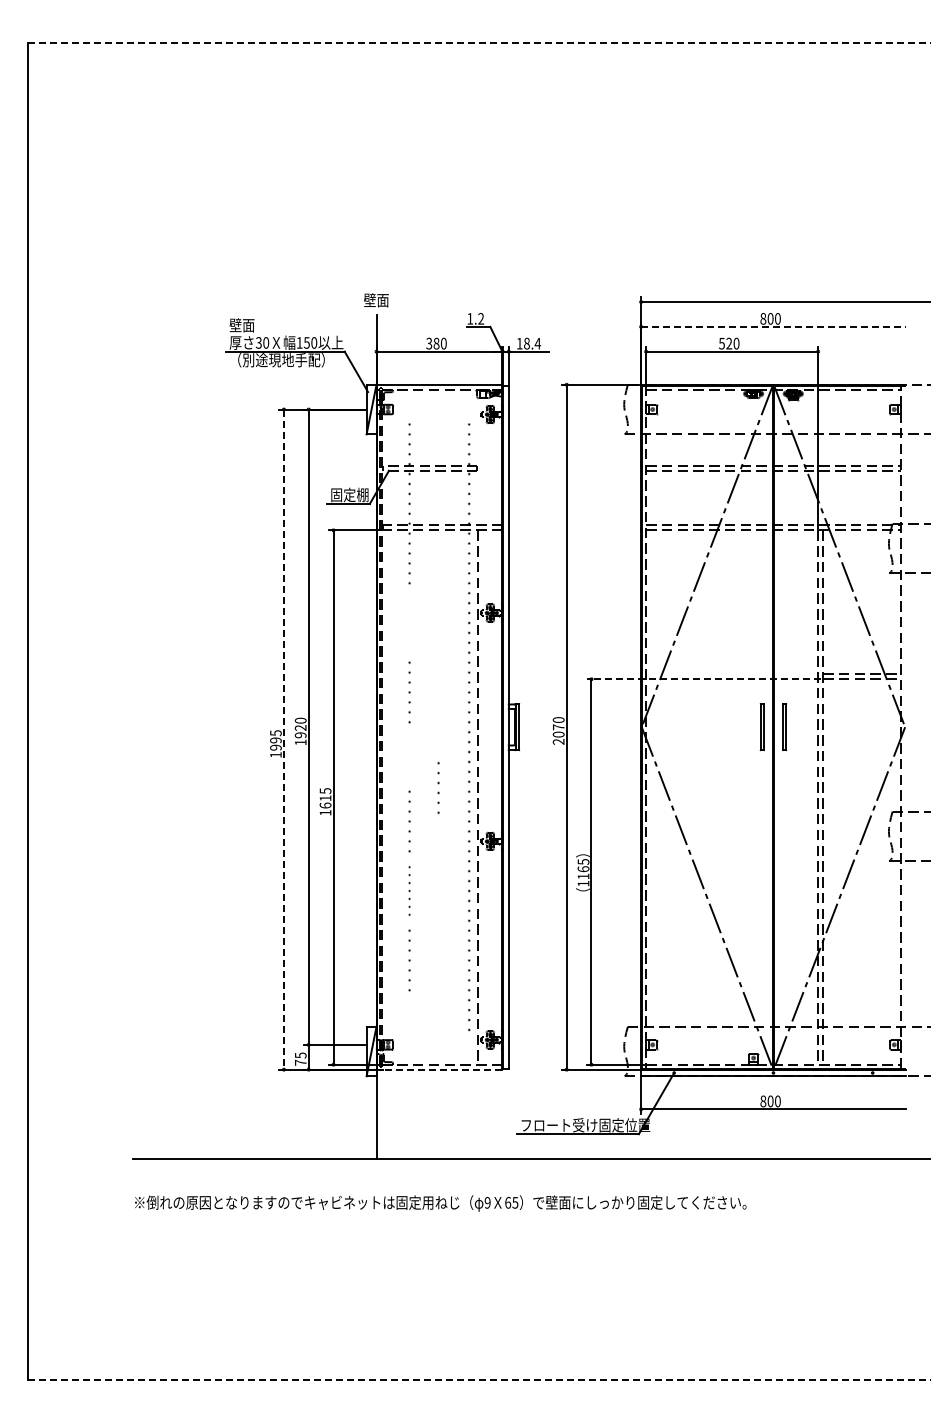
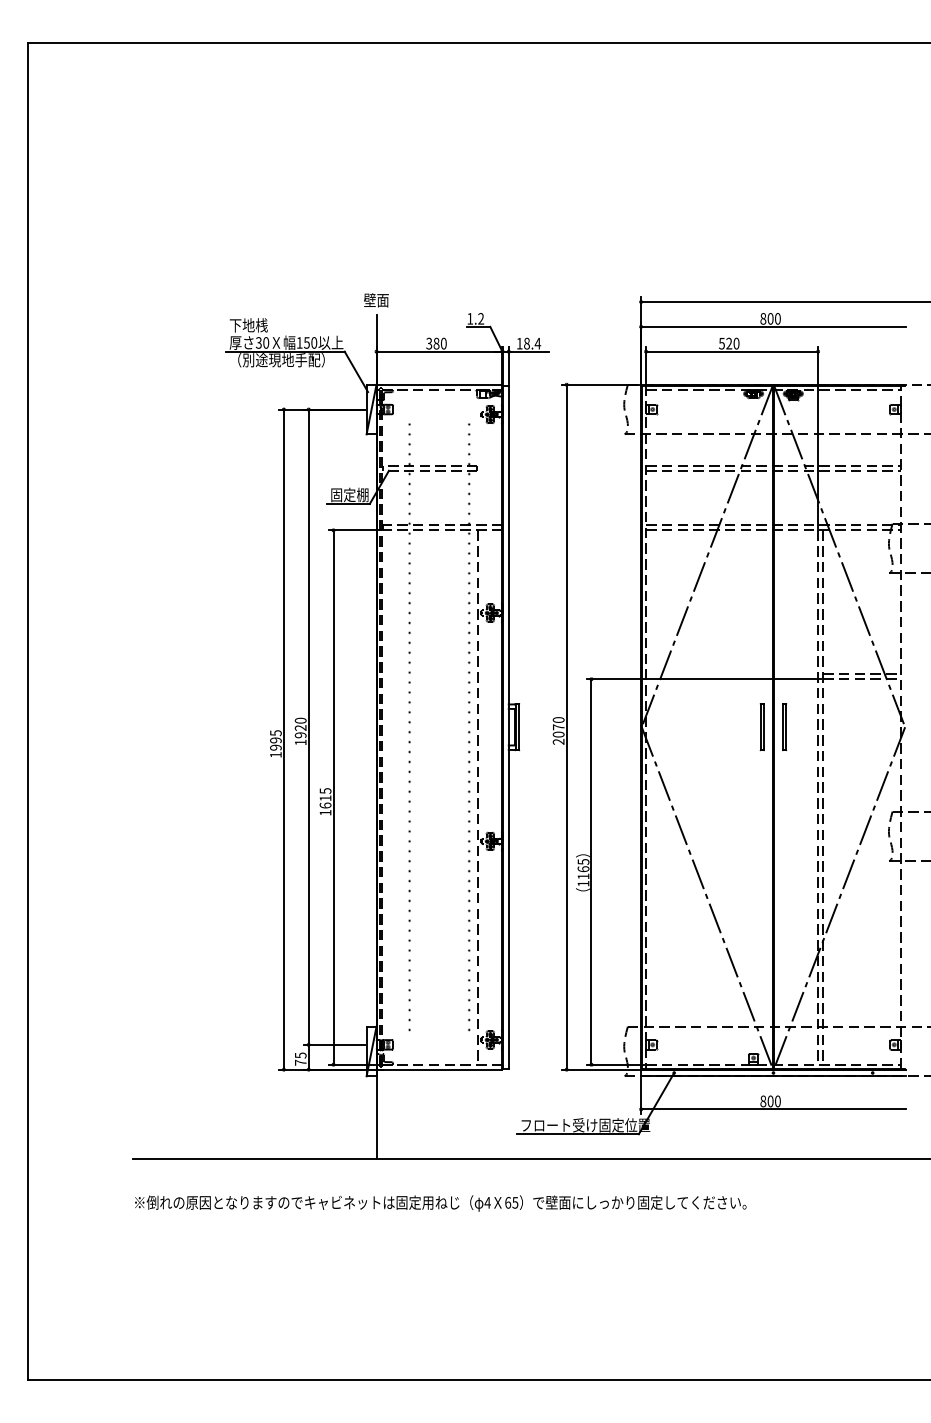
line: dashed -> solid (479, 42)
text: 壁面 -> 下地桟 (248, 325)
line: dashed -> solid (773, 326)
part: none -> present (409, 622)
line: dashed -> solid (703, 679)
line: dashed -> solid (283, 740)
part position: (438, 787) -> (409, 756) (409, 756)
part size: 3x50 px -> 3x62 px (409, 890)
part: none -> present (409, 1015)
line: dashed -> solid (439, 1069)
text: 9 -> 4 (487, 1202)
line: dashed -> solid (479, 1380)
